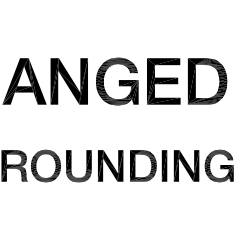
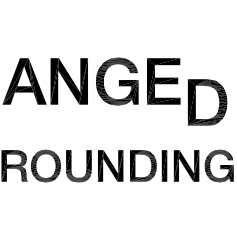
part position: (207, 81) -> (207, 102) (207, 102)
